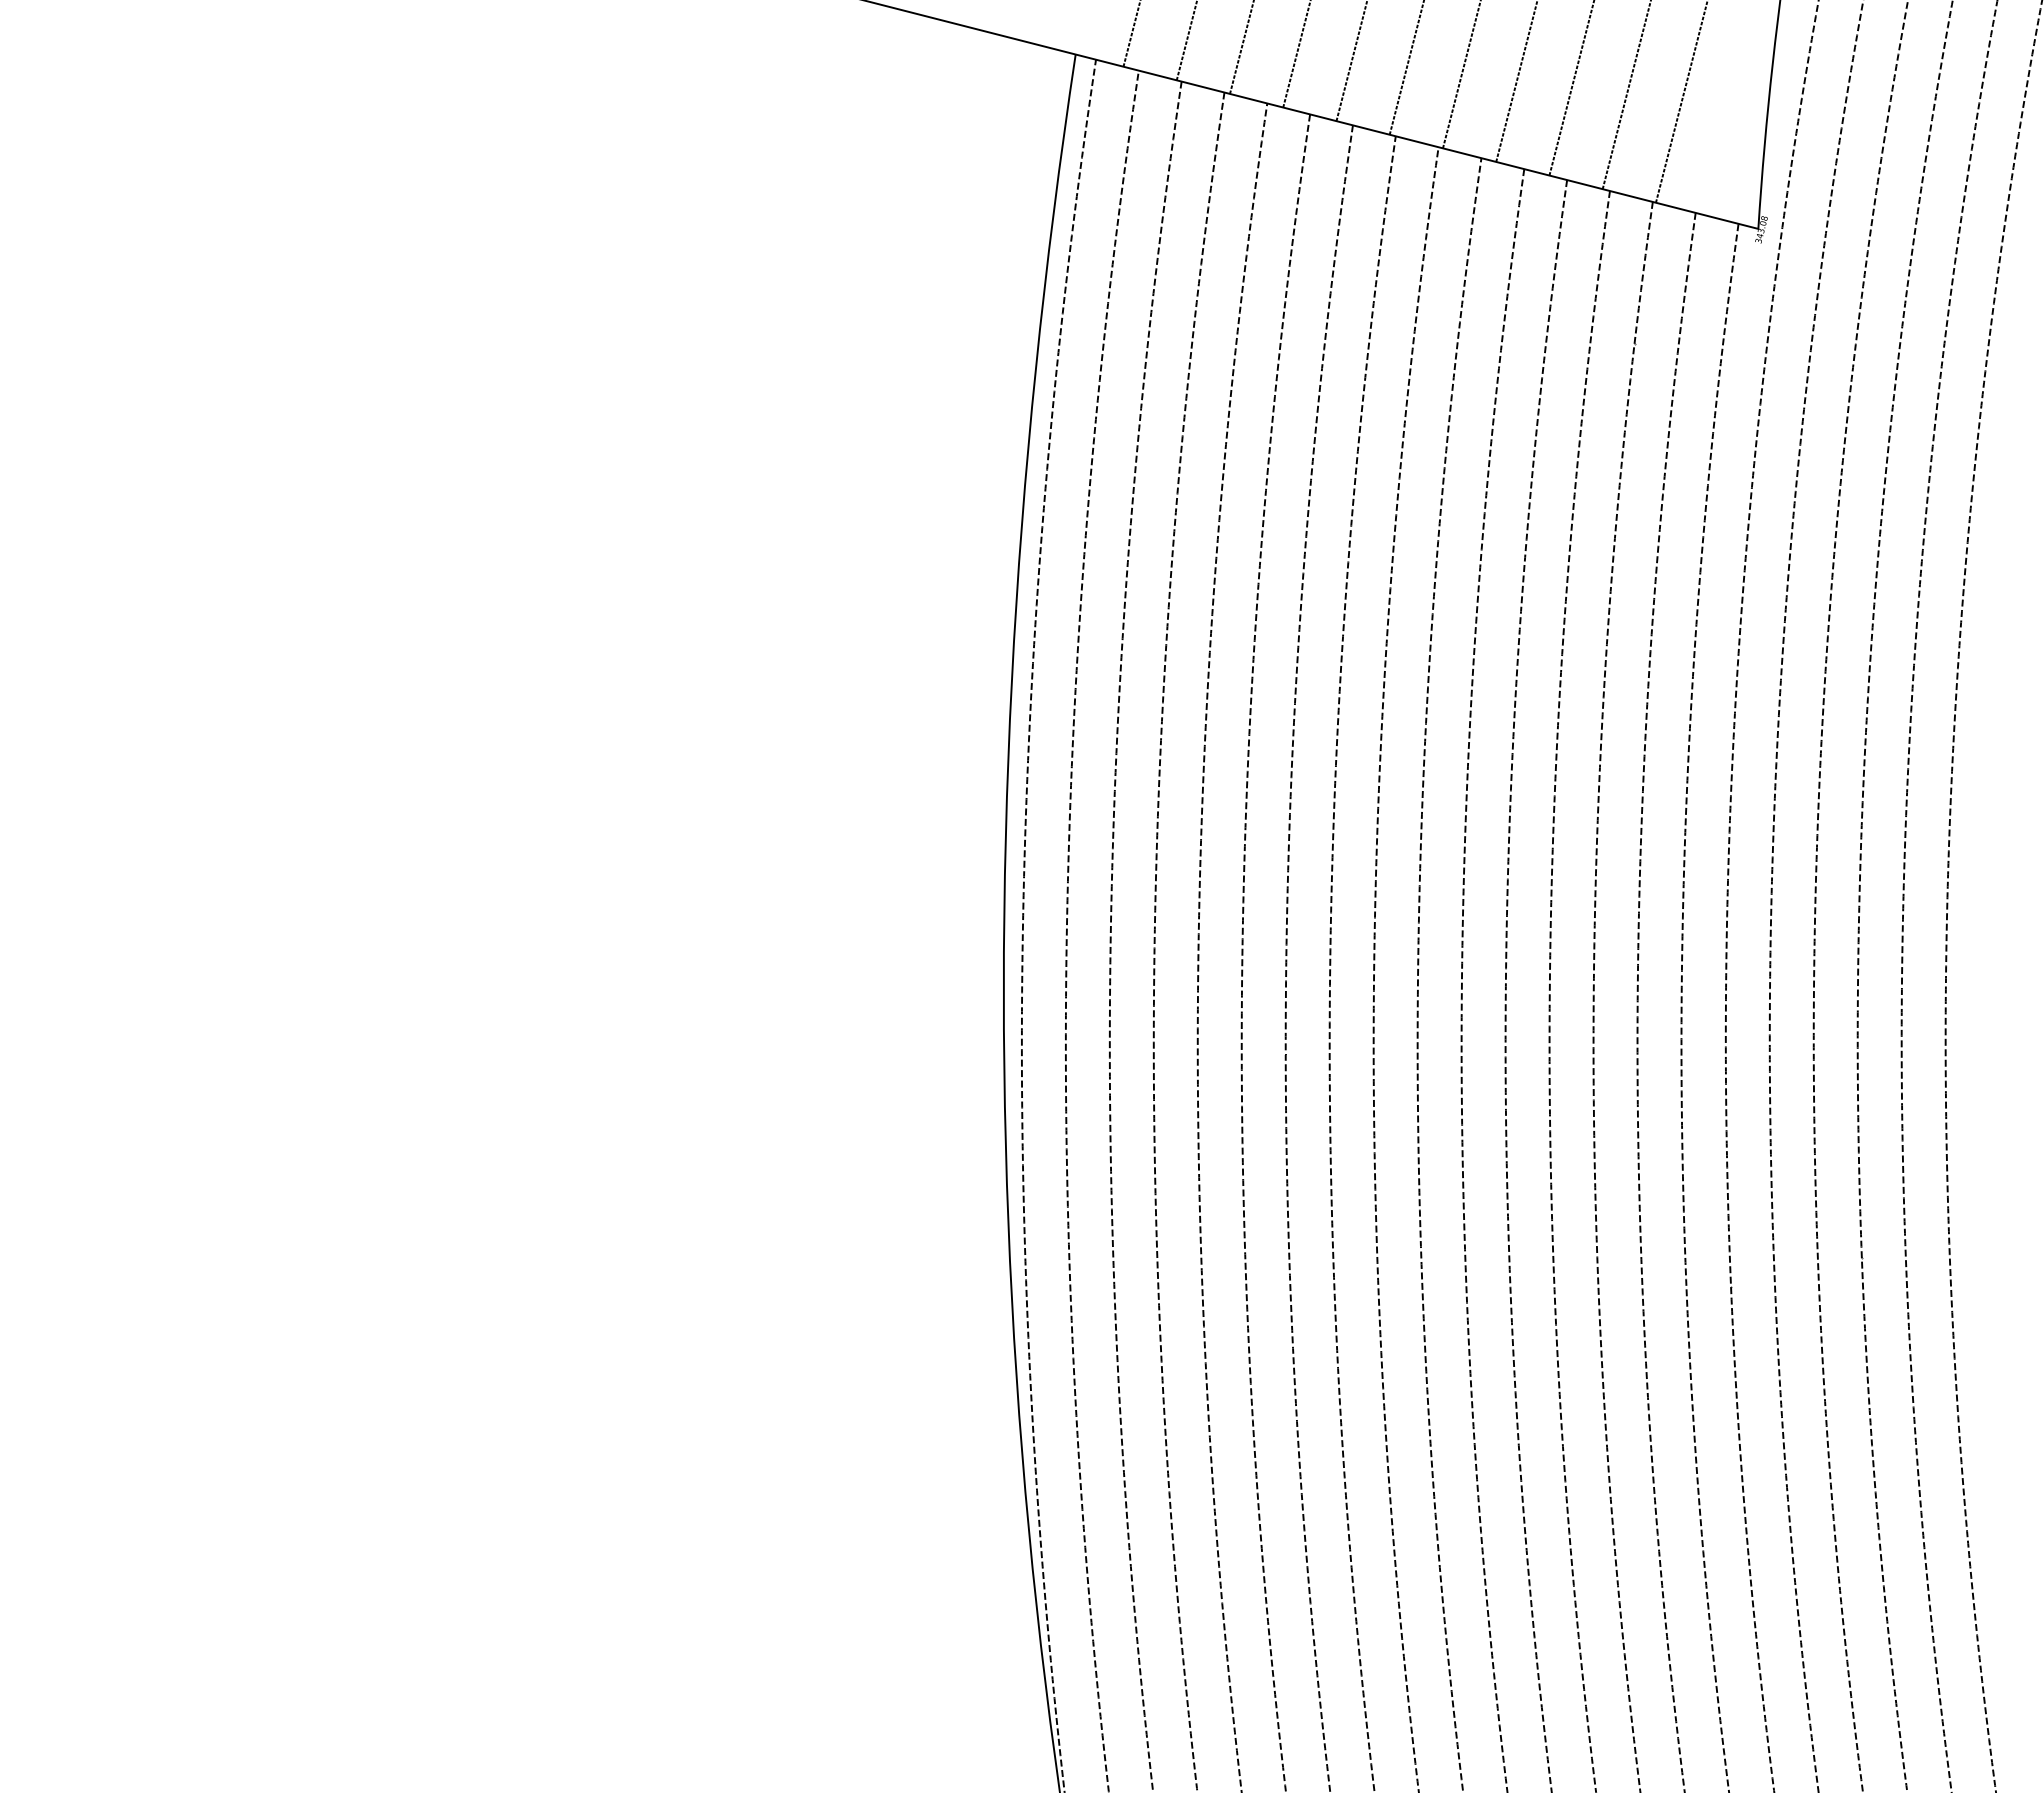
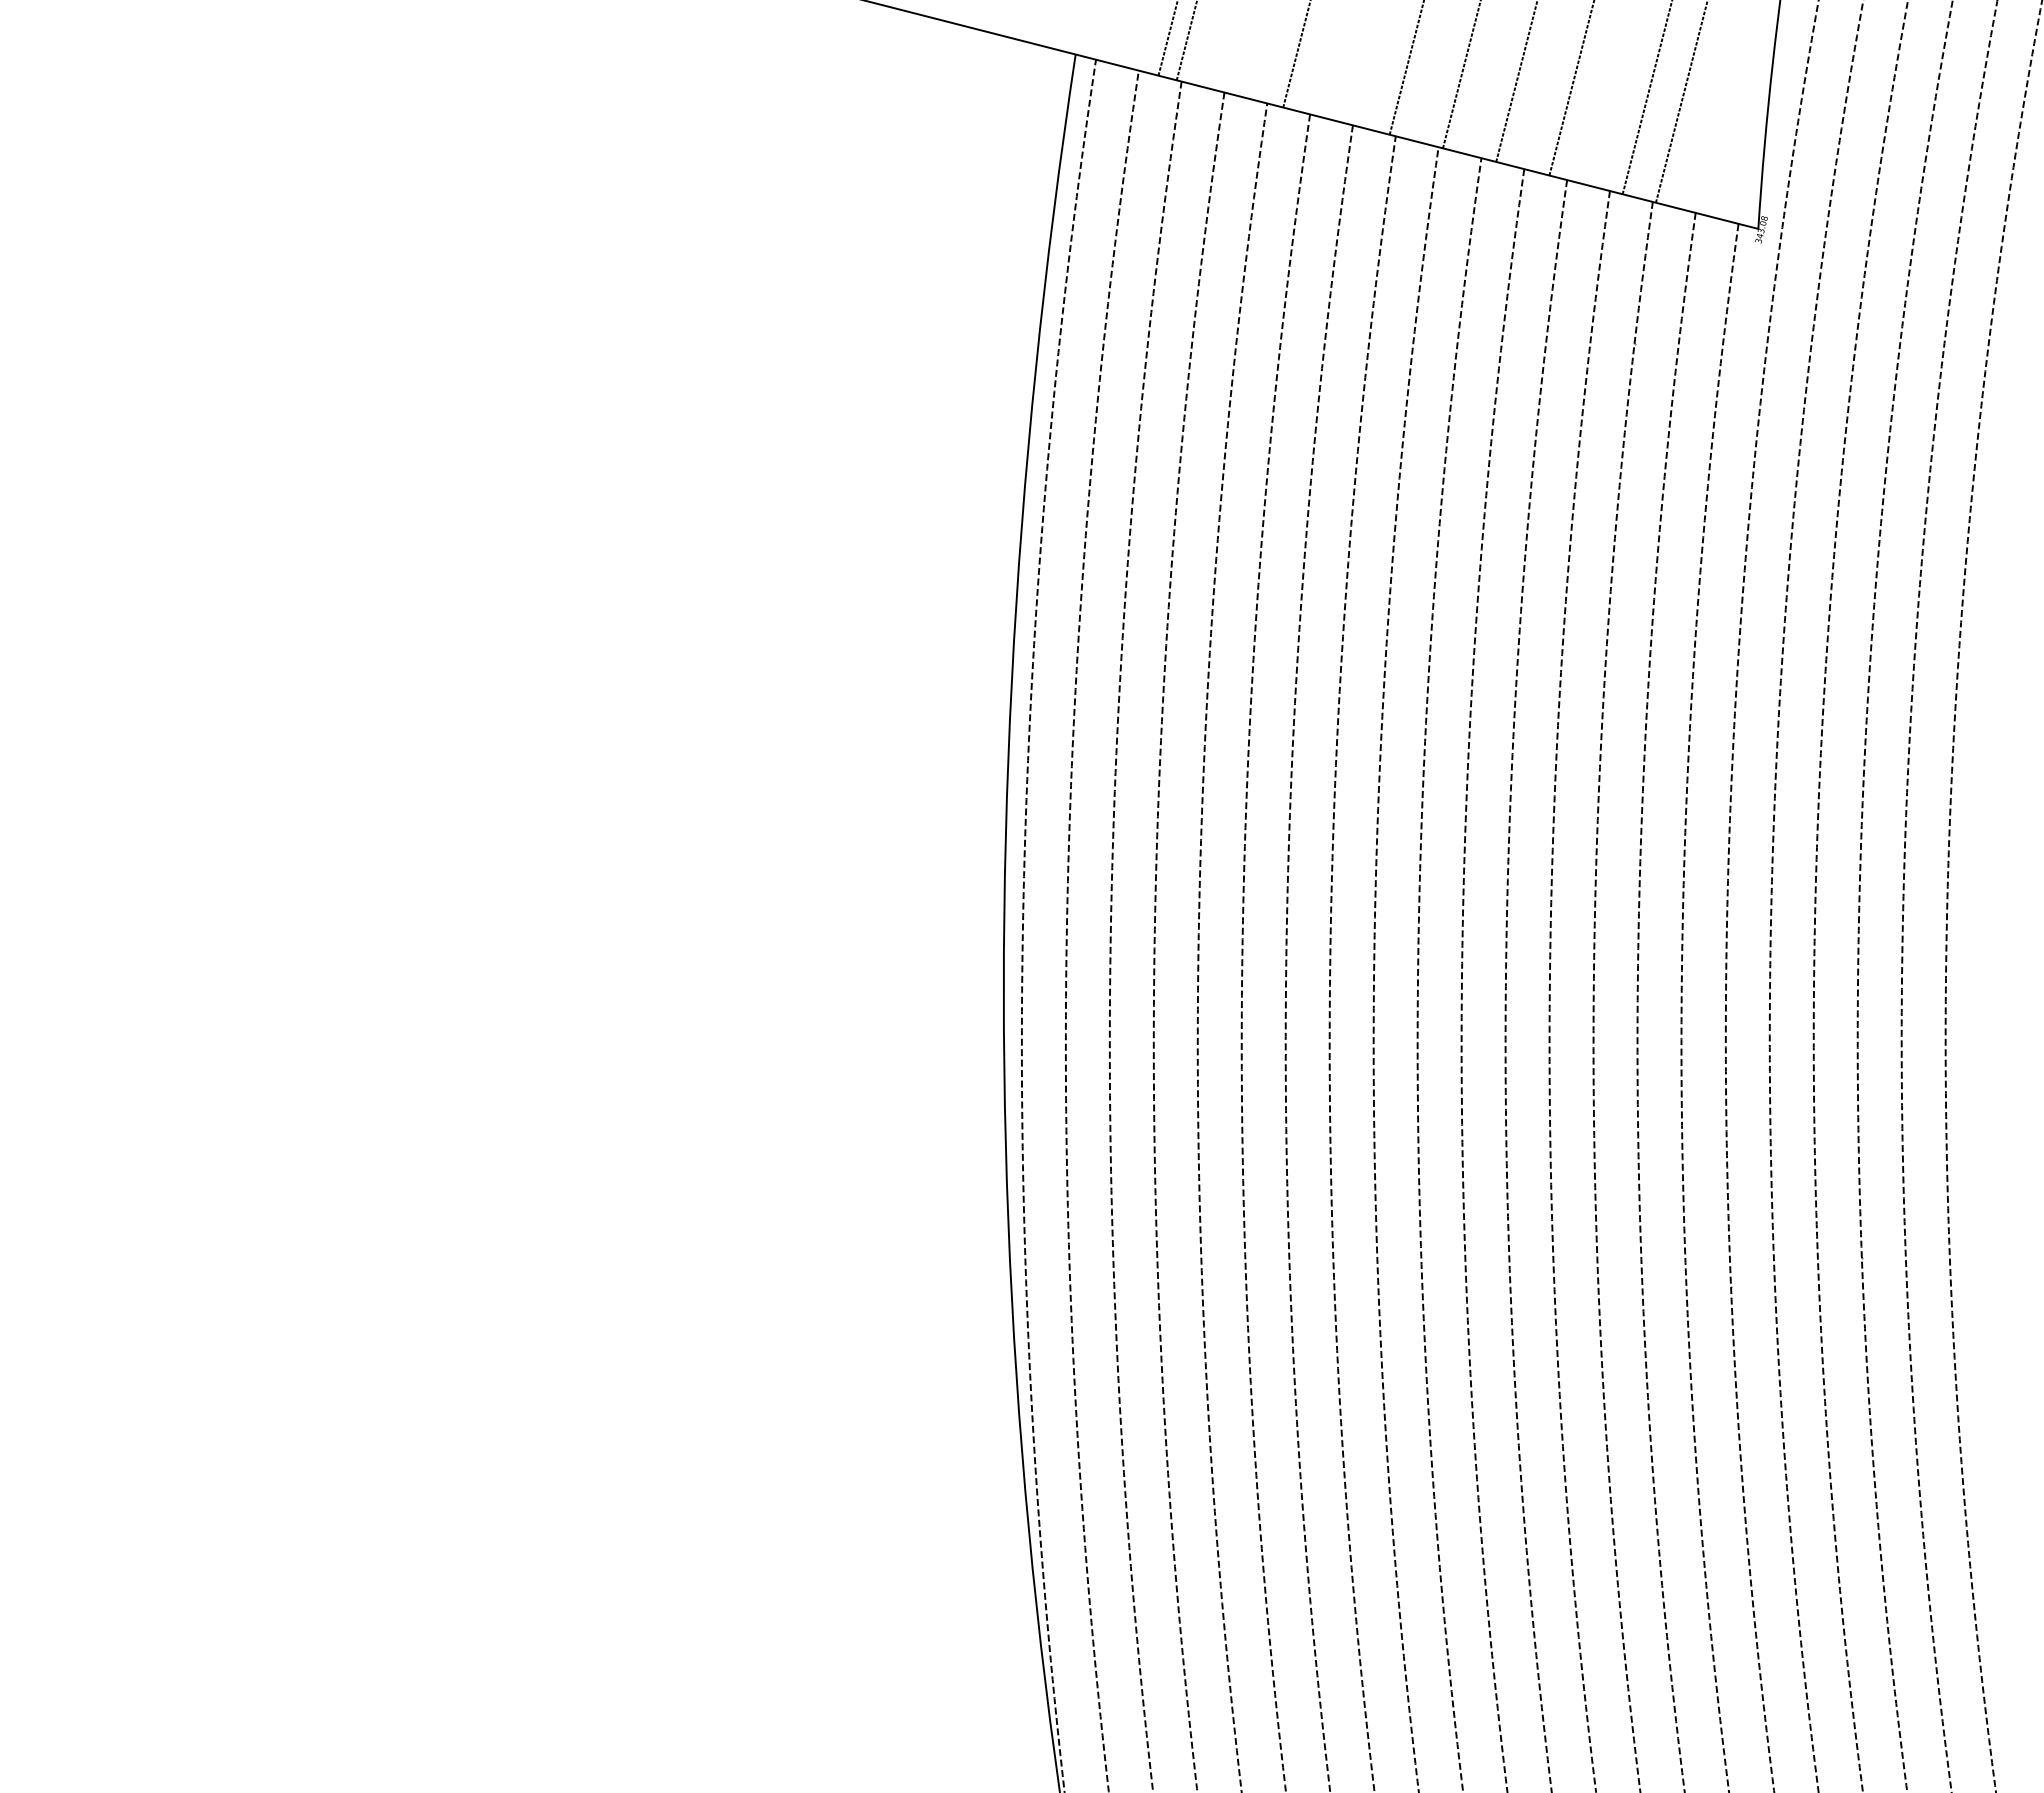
line position: (1131, 34) -> (1167, 38) (1167, 38)
line: present -> none (1241, 47)
line: present -> none (1351, 61)
line position: (1626, 95) -> (1646, 98) (1646, 98)
